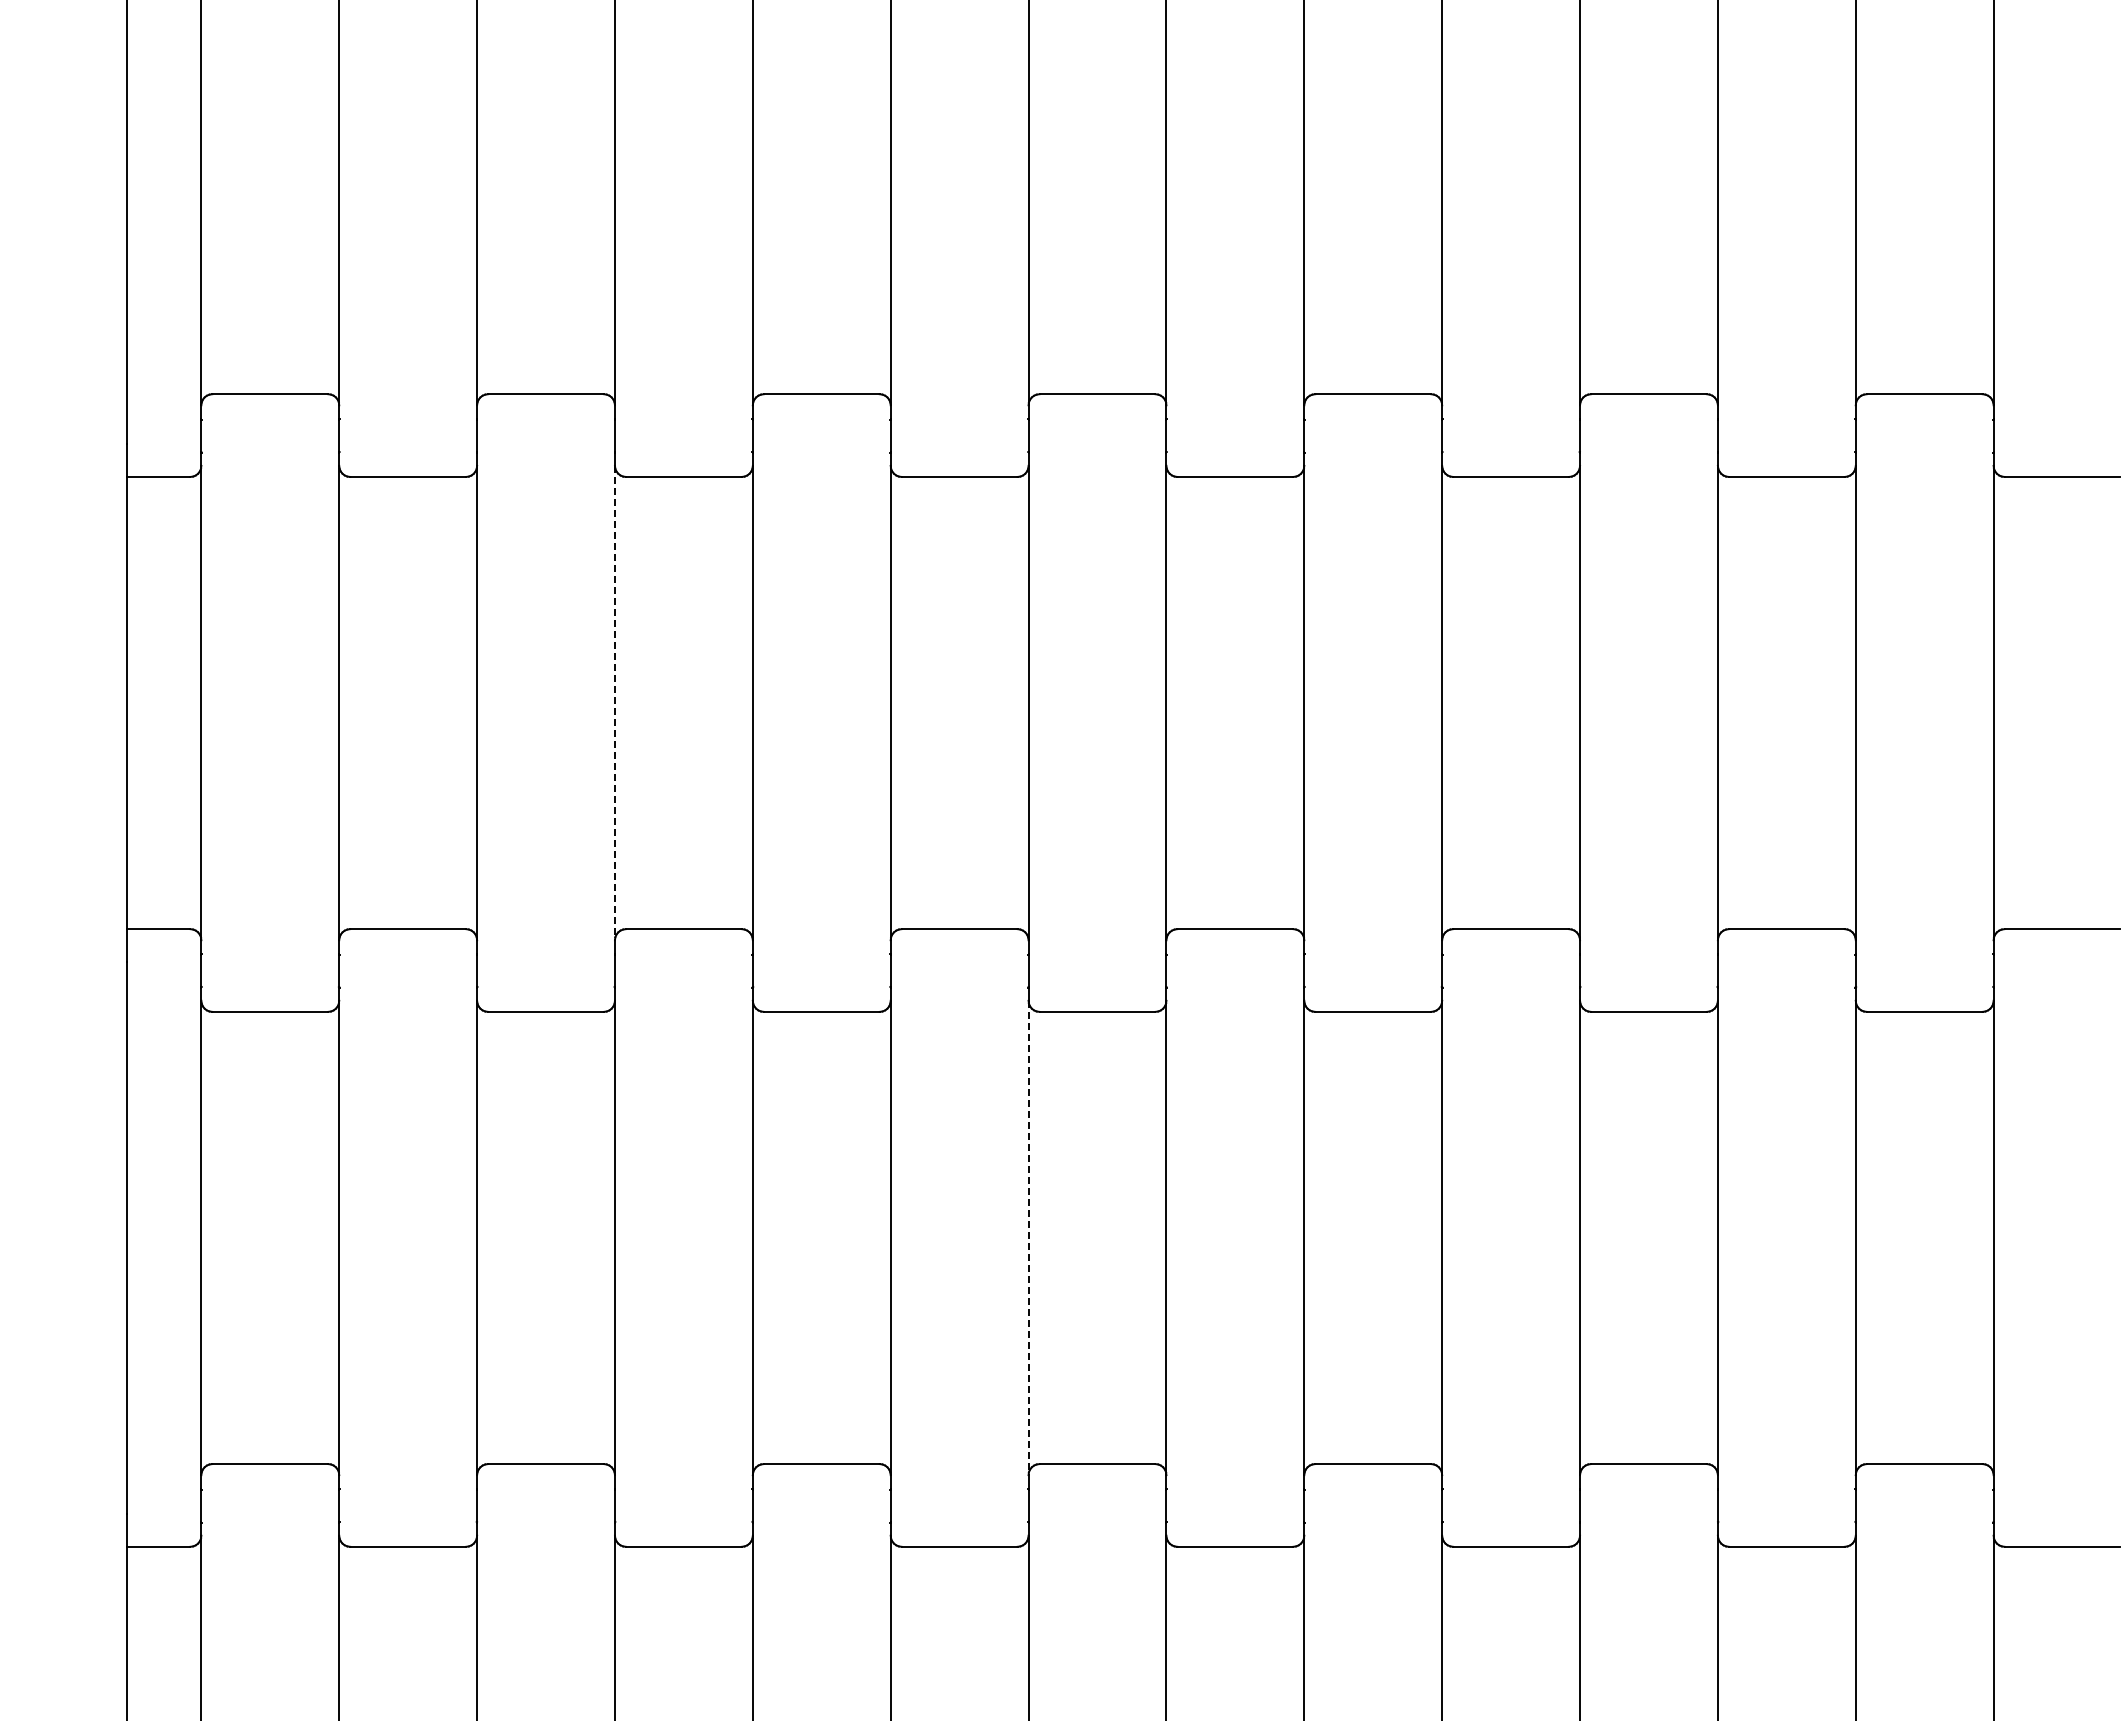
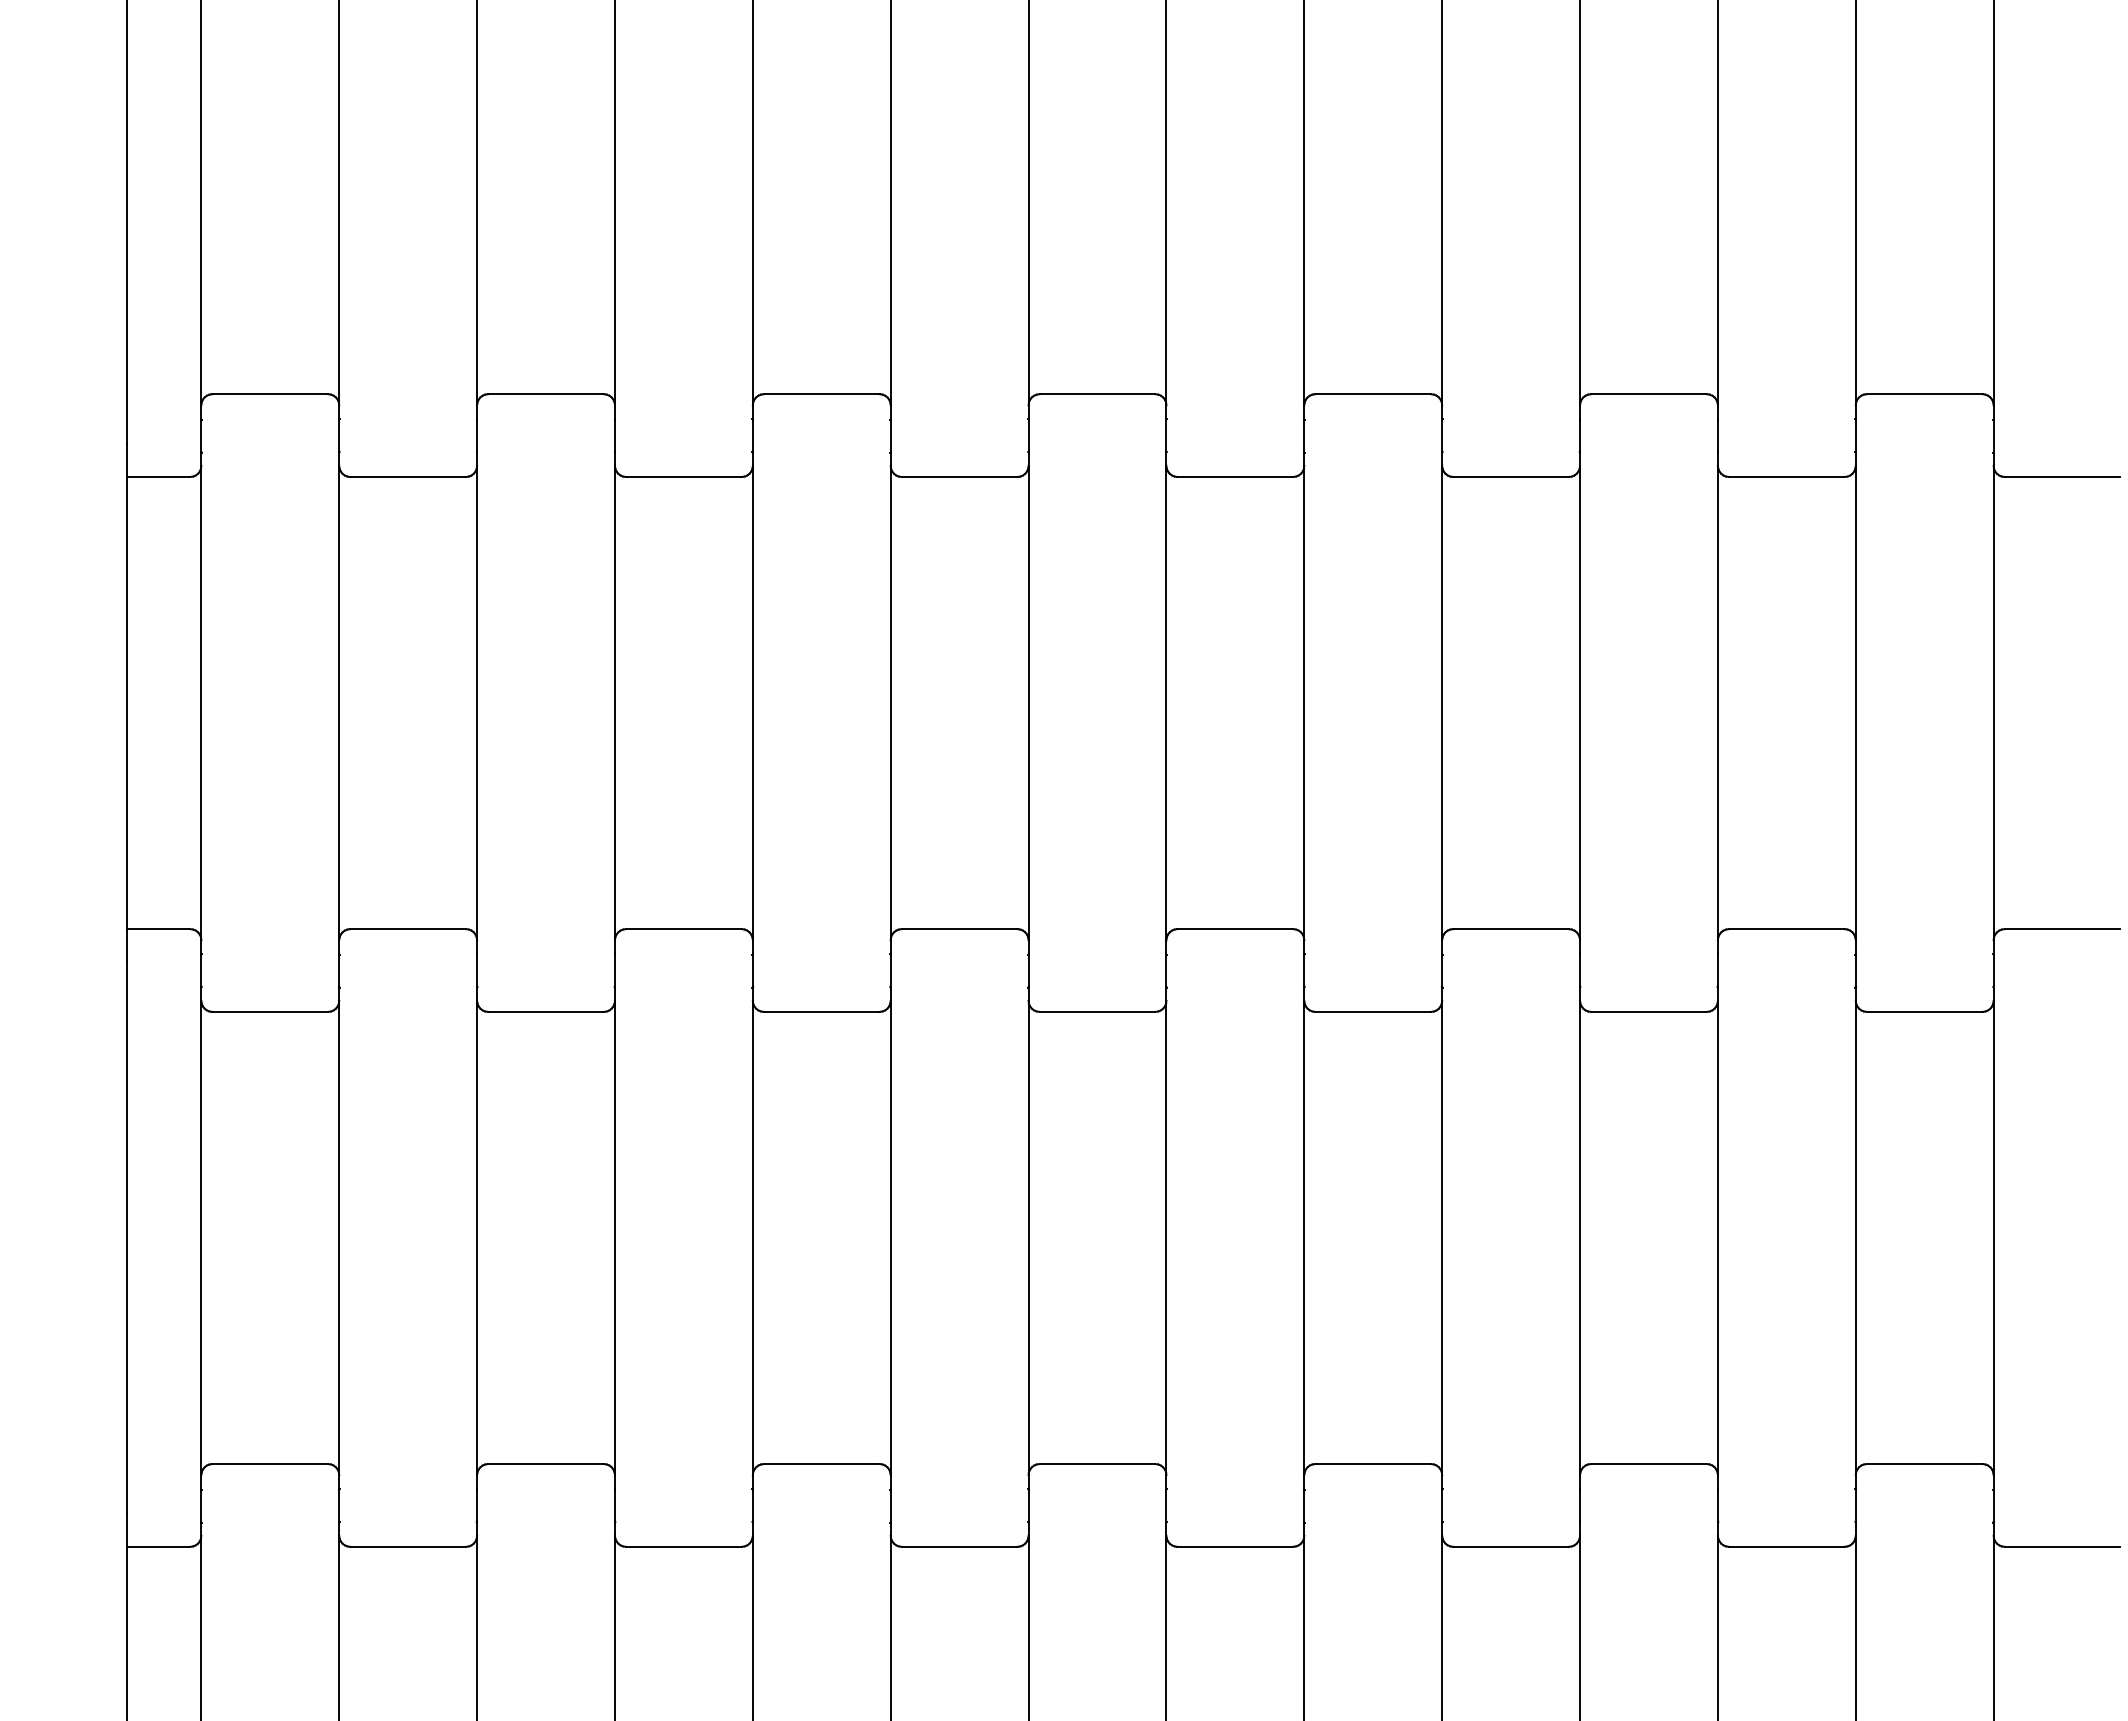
line: dashed -> solid (614, 703)
line: dashed -> solid (1028, 1238)
